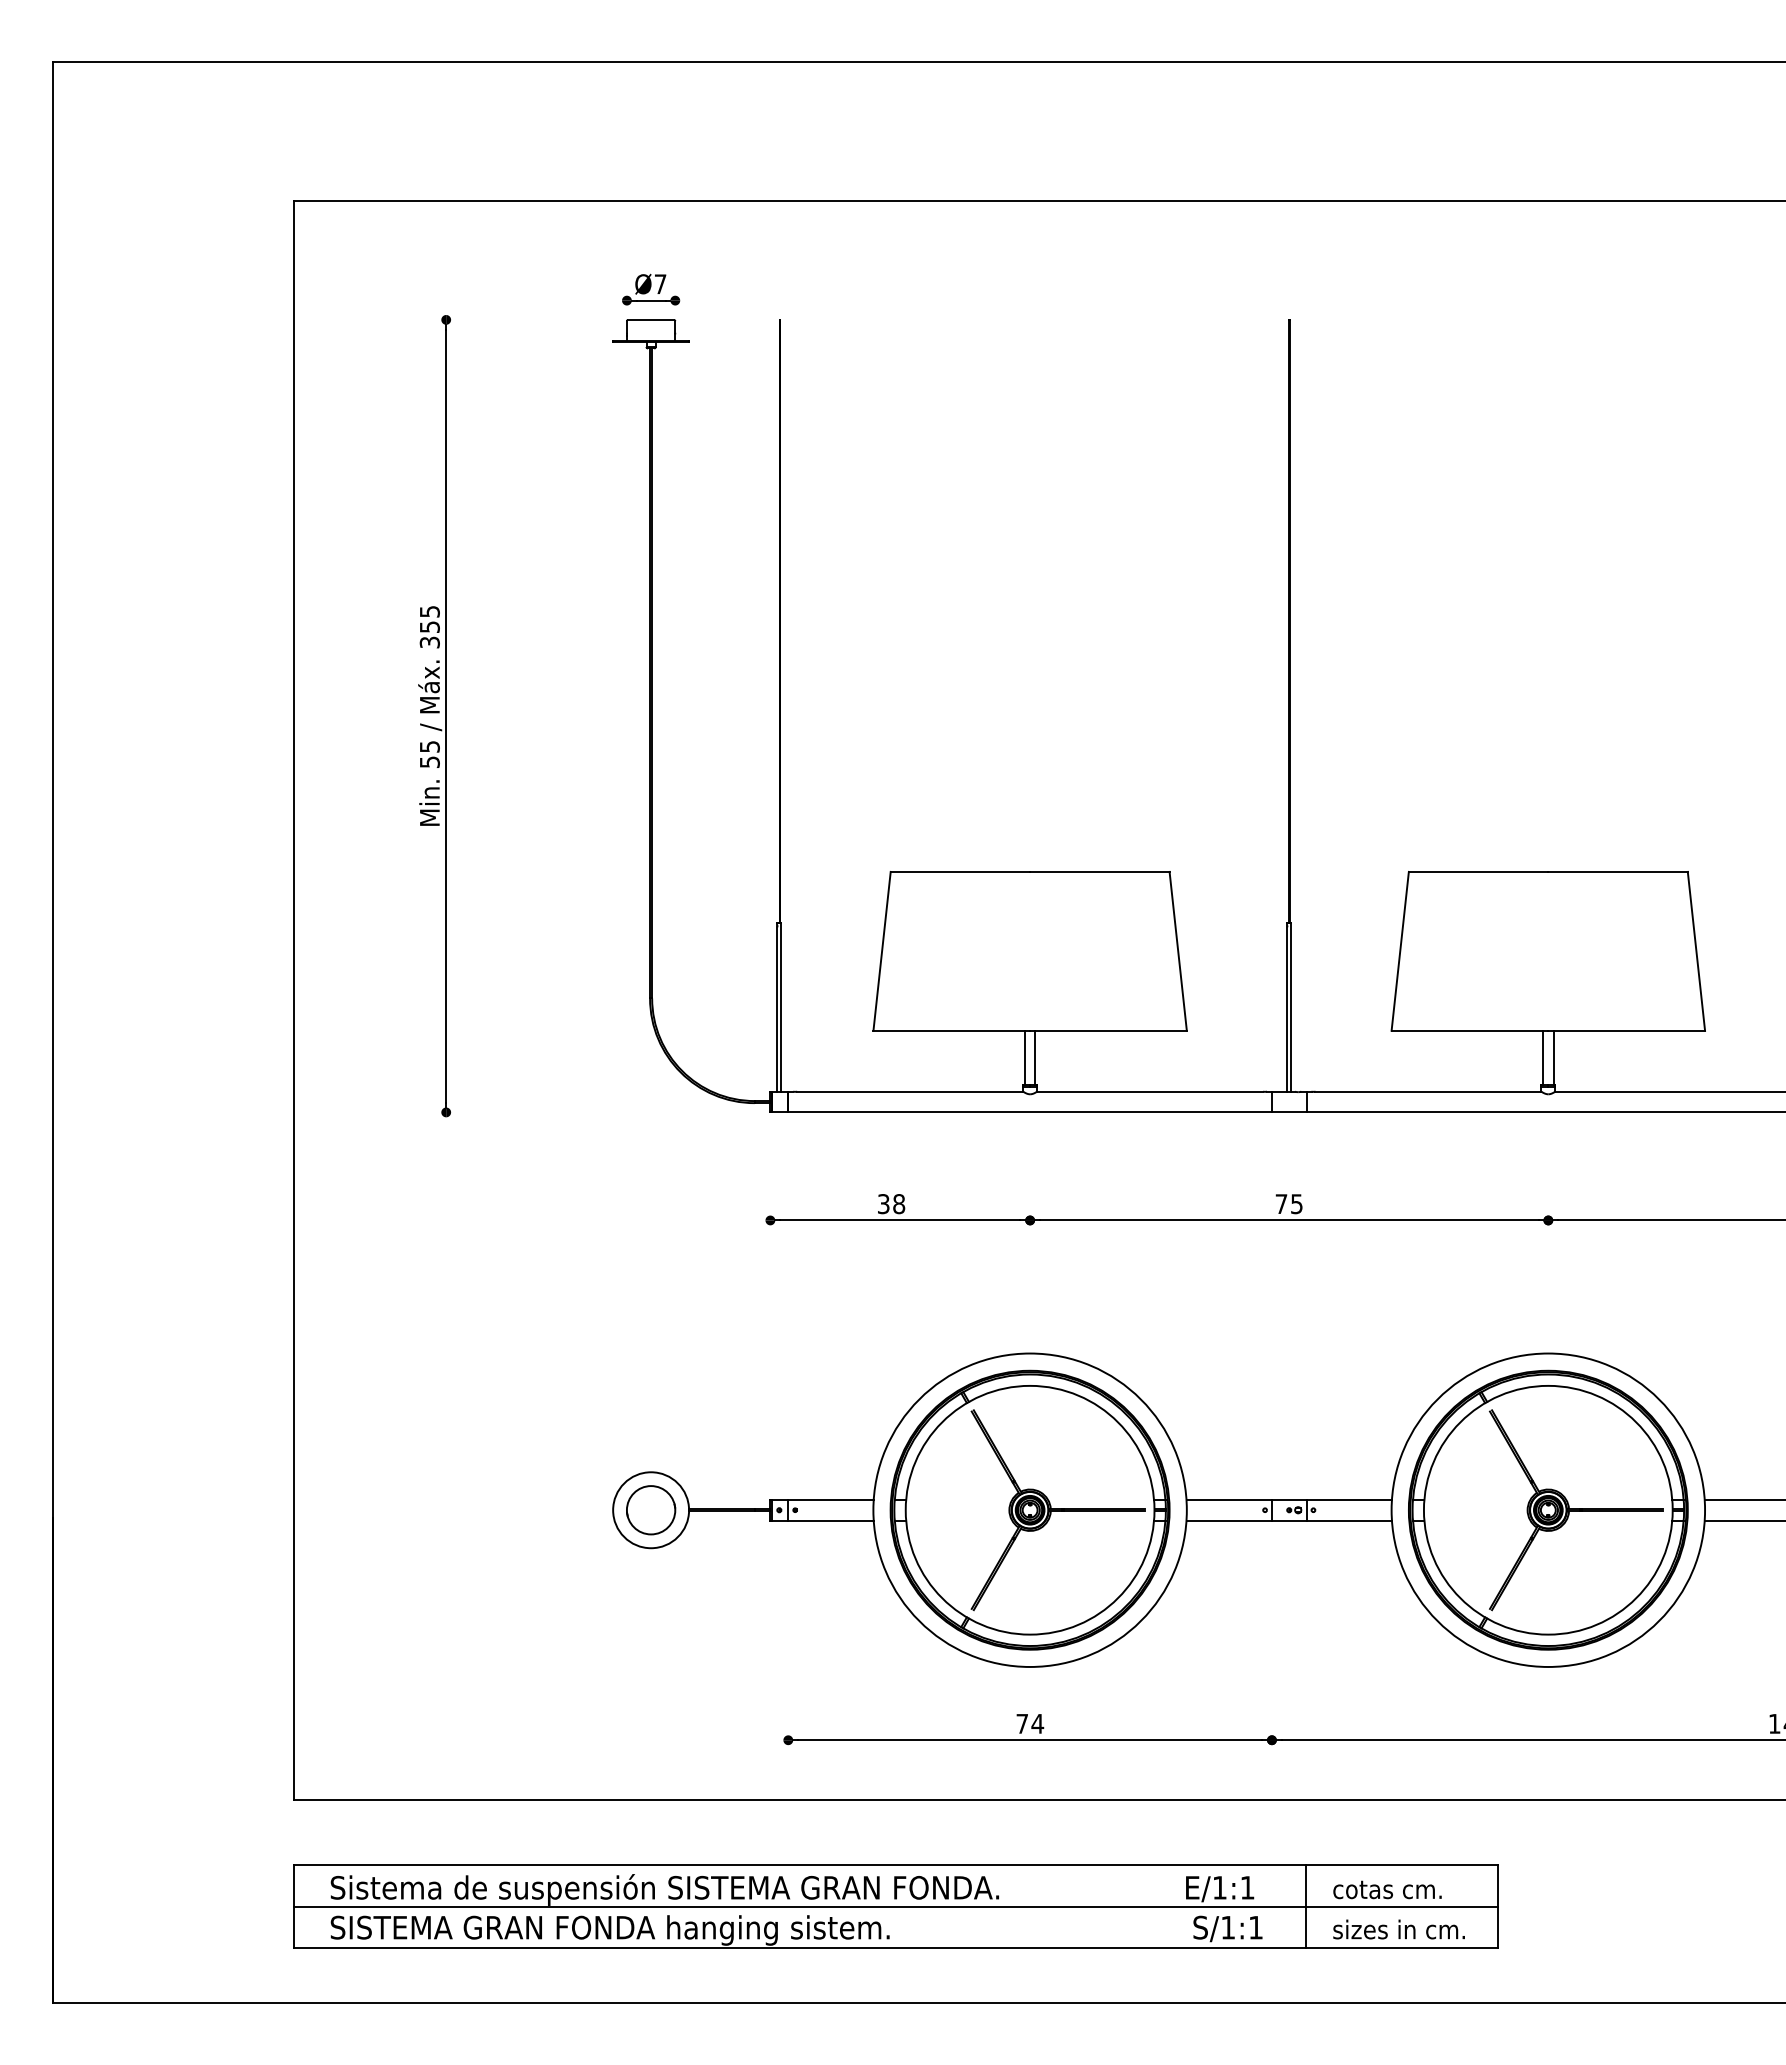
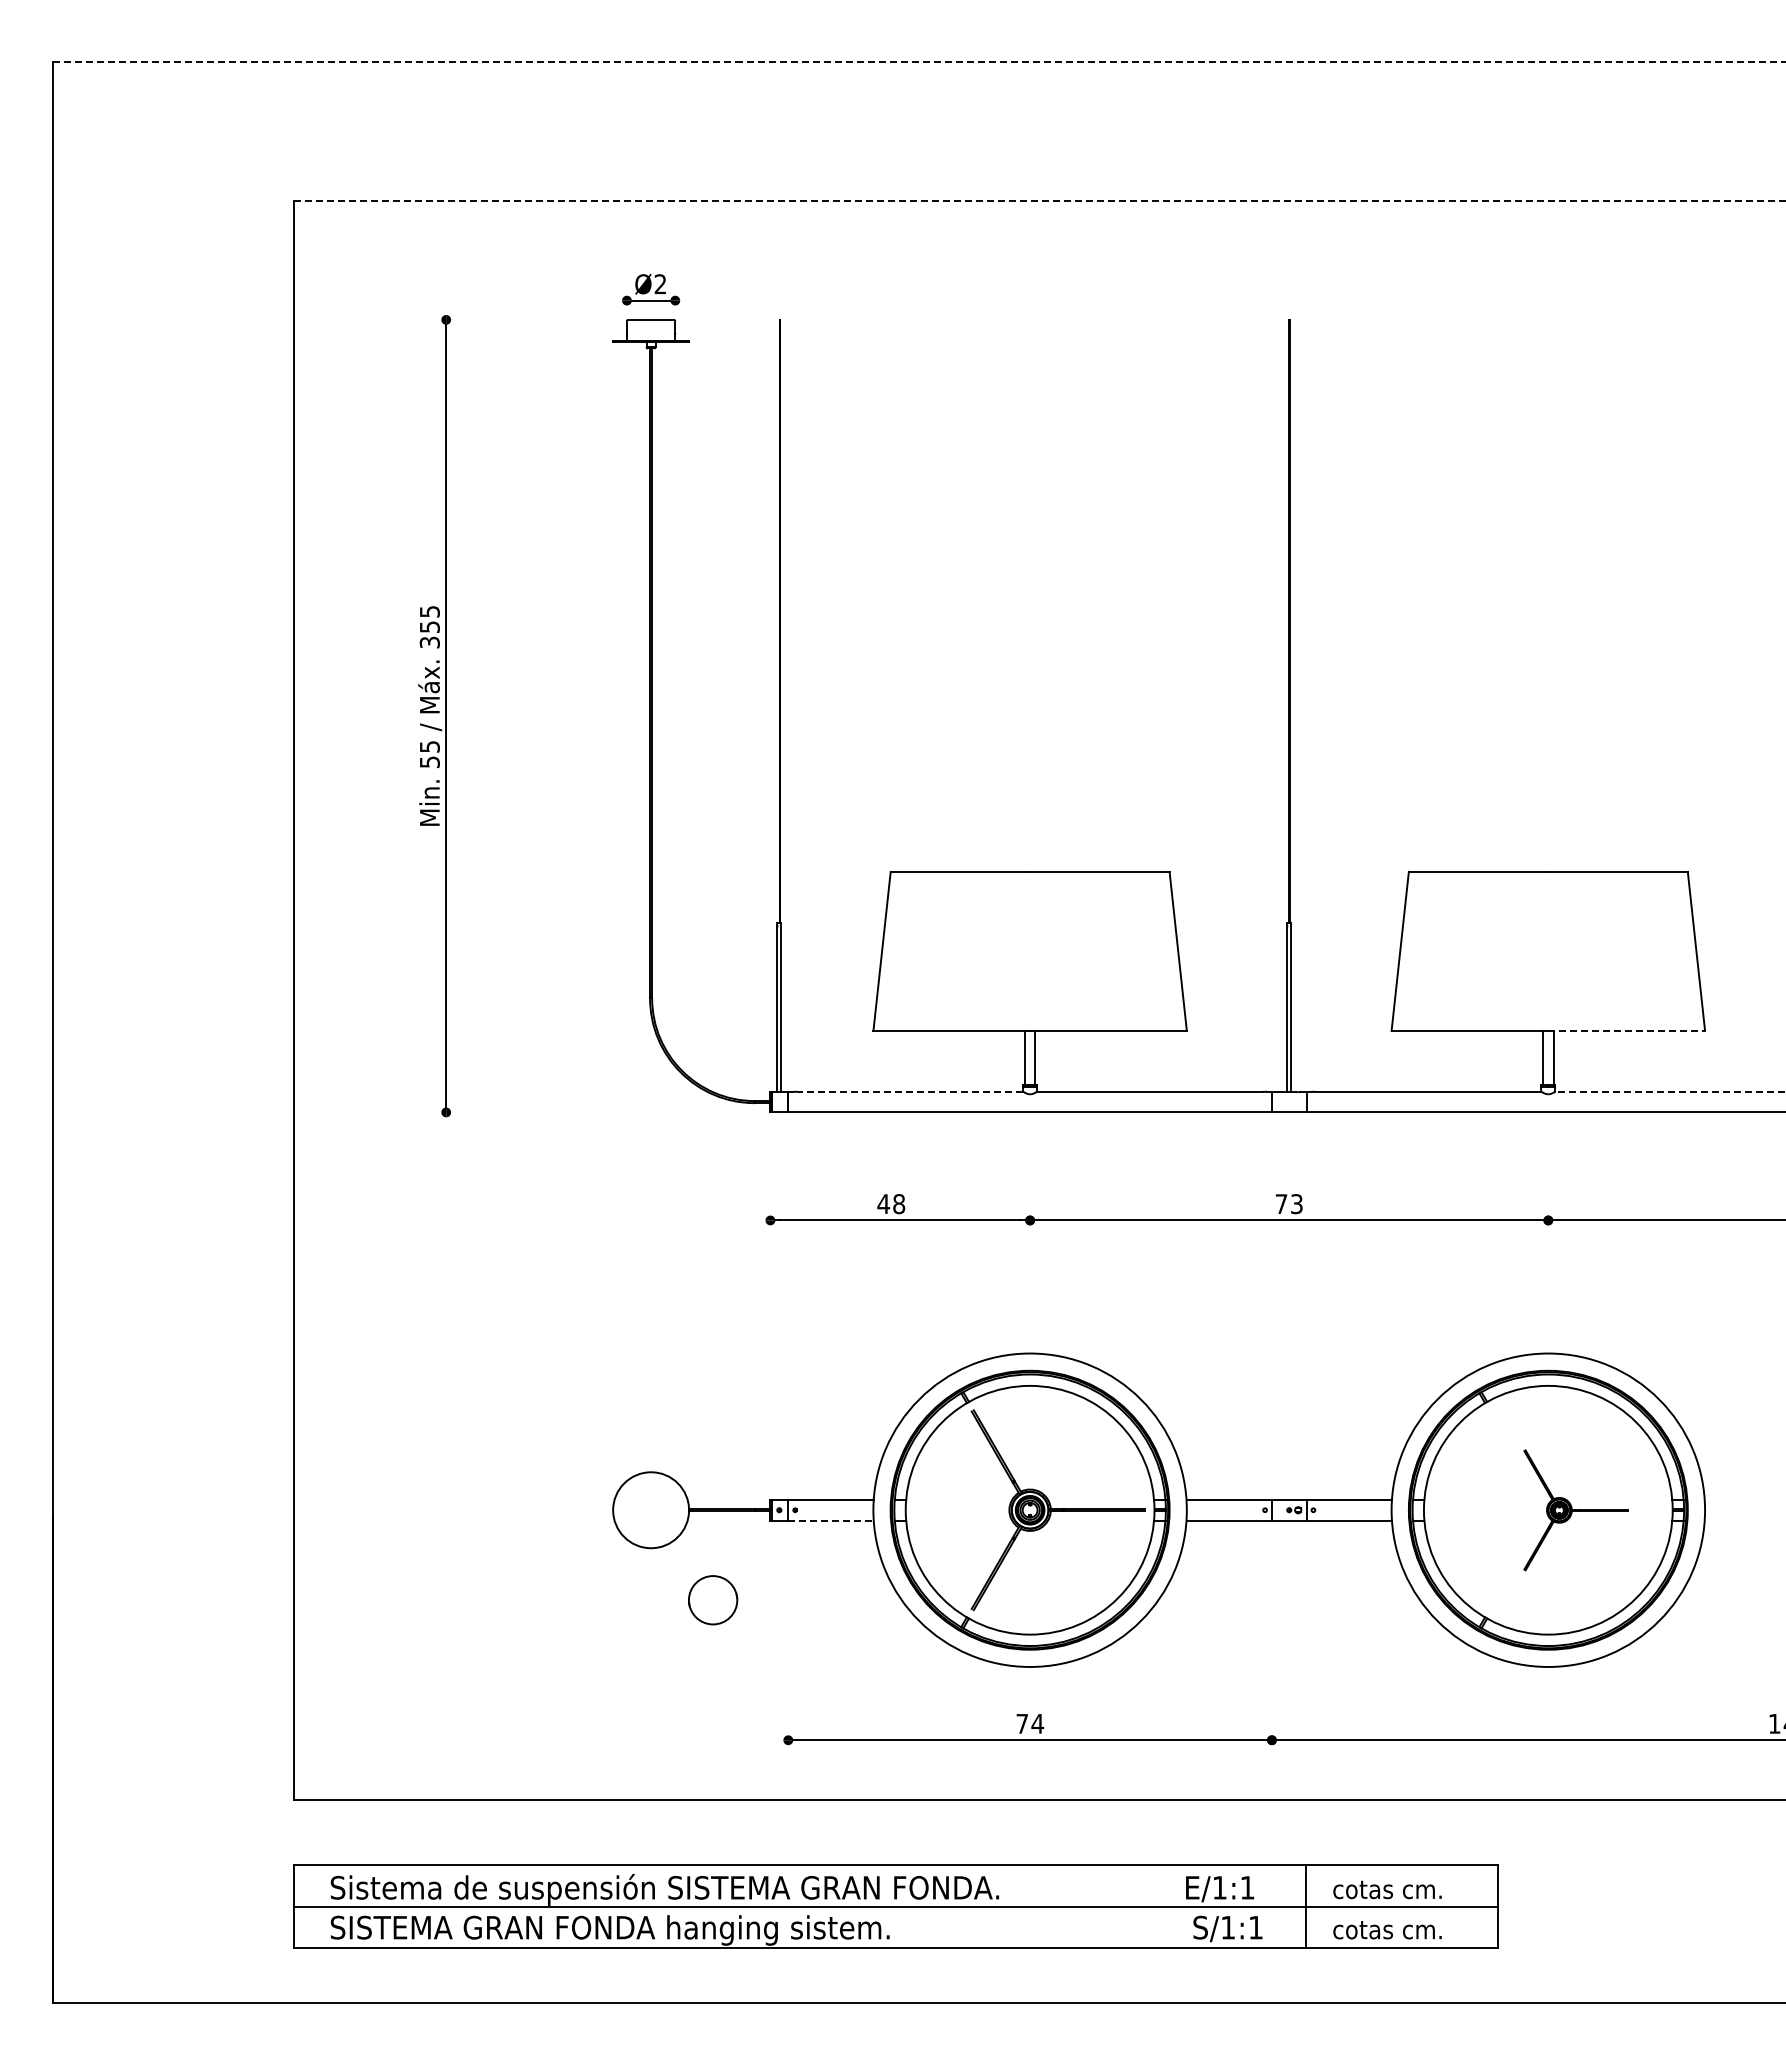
line: solid -> dashed (919, 61)
line: solid -> dashed (1039, 200)
text: Ø7 -> Ø2 (660, 283)
line: solid -> dashed (1627, 1030)
line: solid -> dashed (909, 1091)
line: solid -> dashed (1670, 1091)
text: 75 -> 73 (1296, 1203)
text: 38 -> 48 (883, 1204)
line: present -> none (1743, 1499)
circle position: (651, 1510) -> (713, 1600) (713, 1600)
part size: 176x203 px -> 106x123 px (1575, 1510)
line: solid -> dashed (831, 1520)
line: present -> none (1743, 1520)
text: sizes in cm. -> cotas cm. (1398, 1929)
